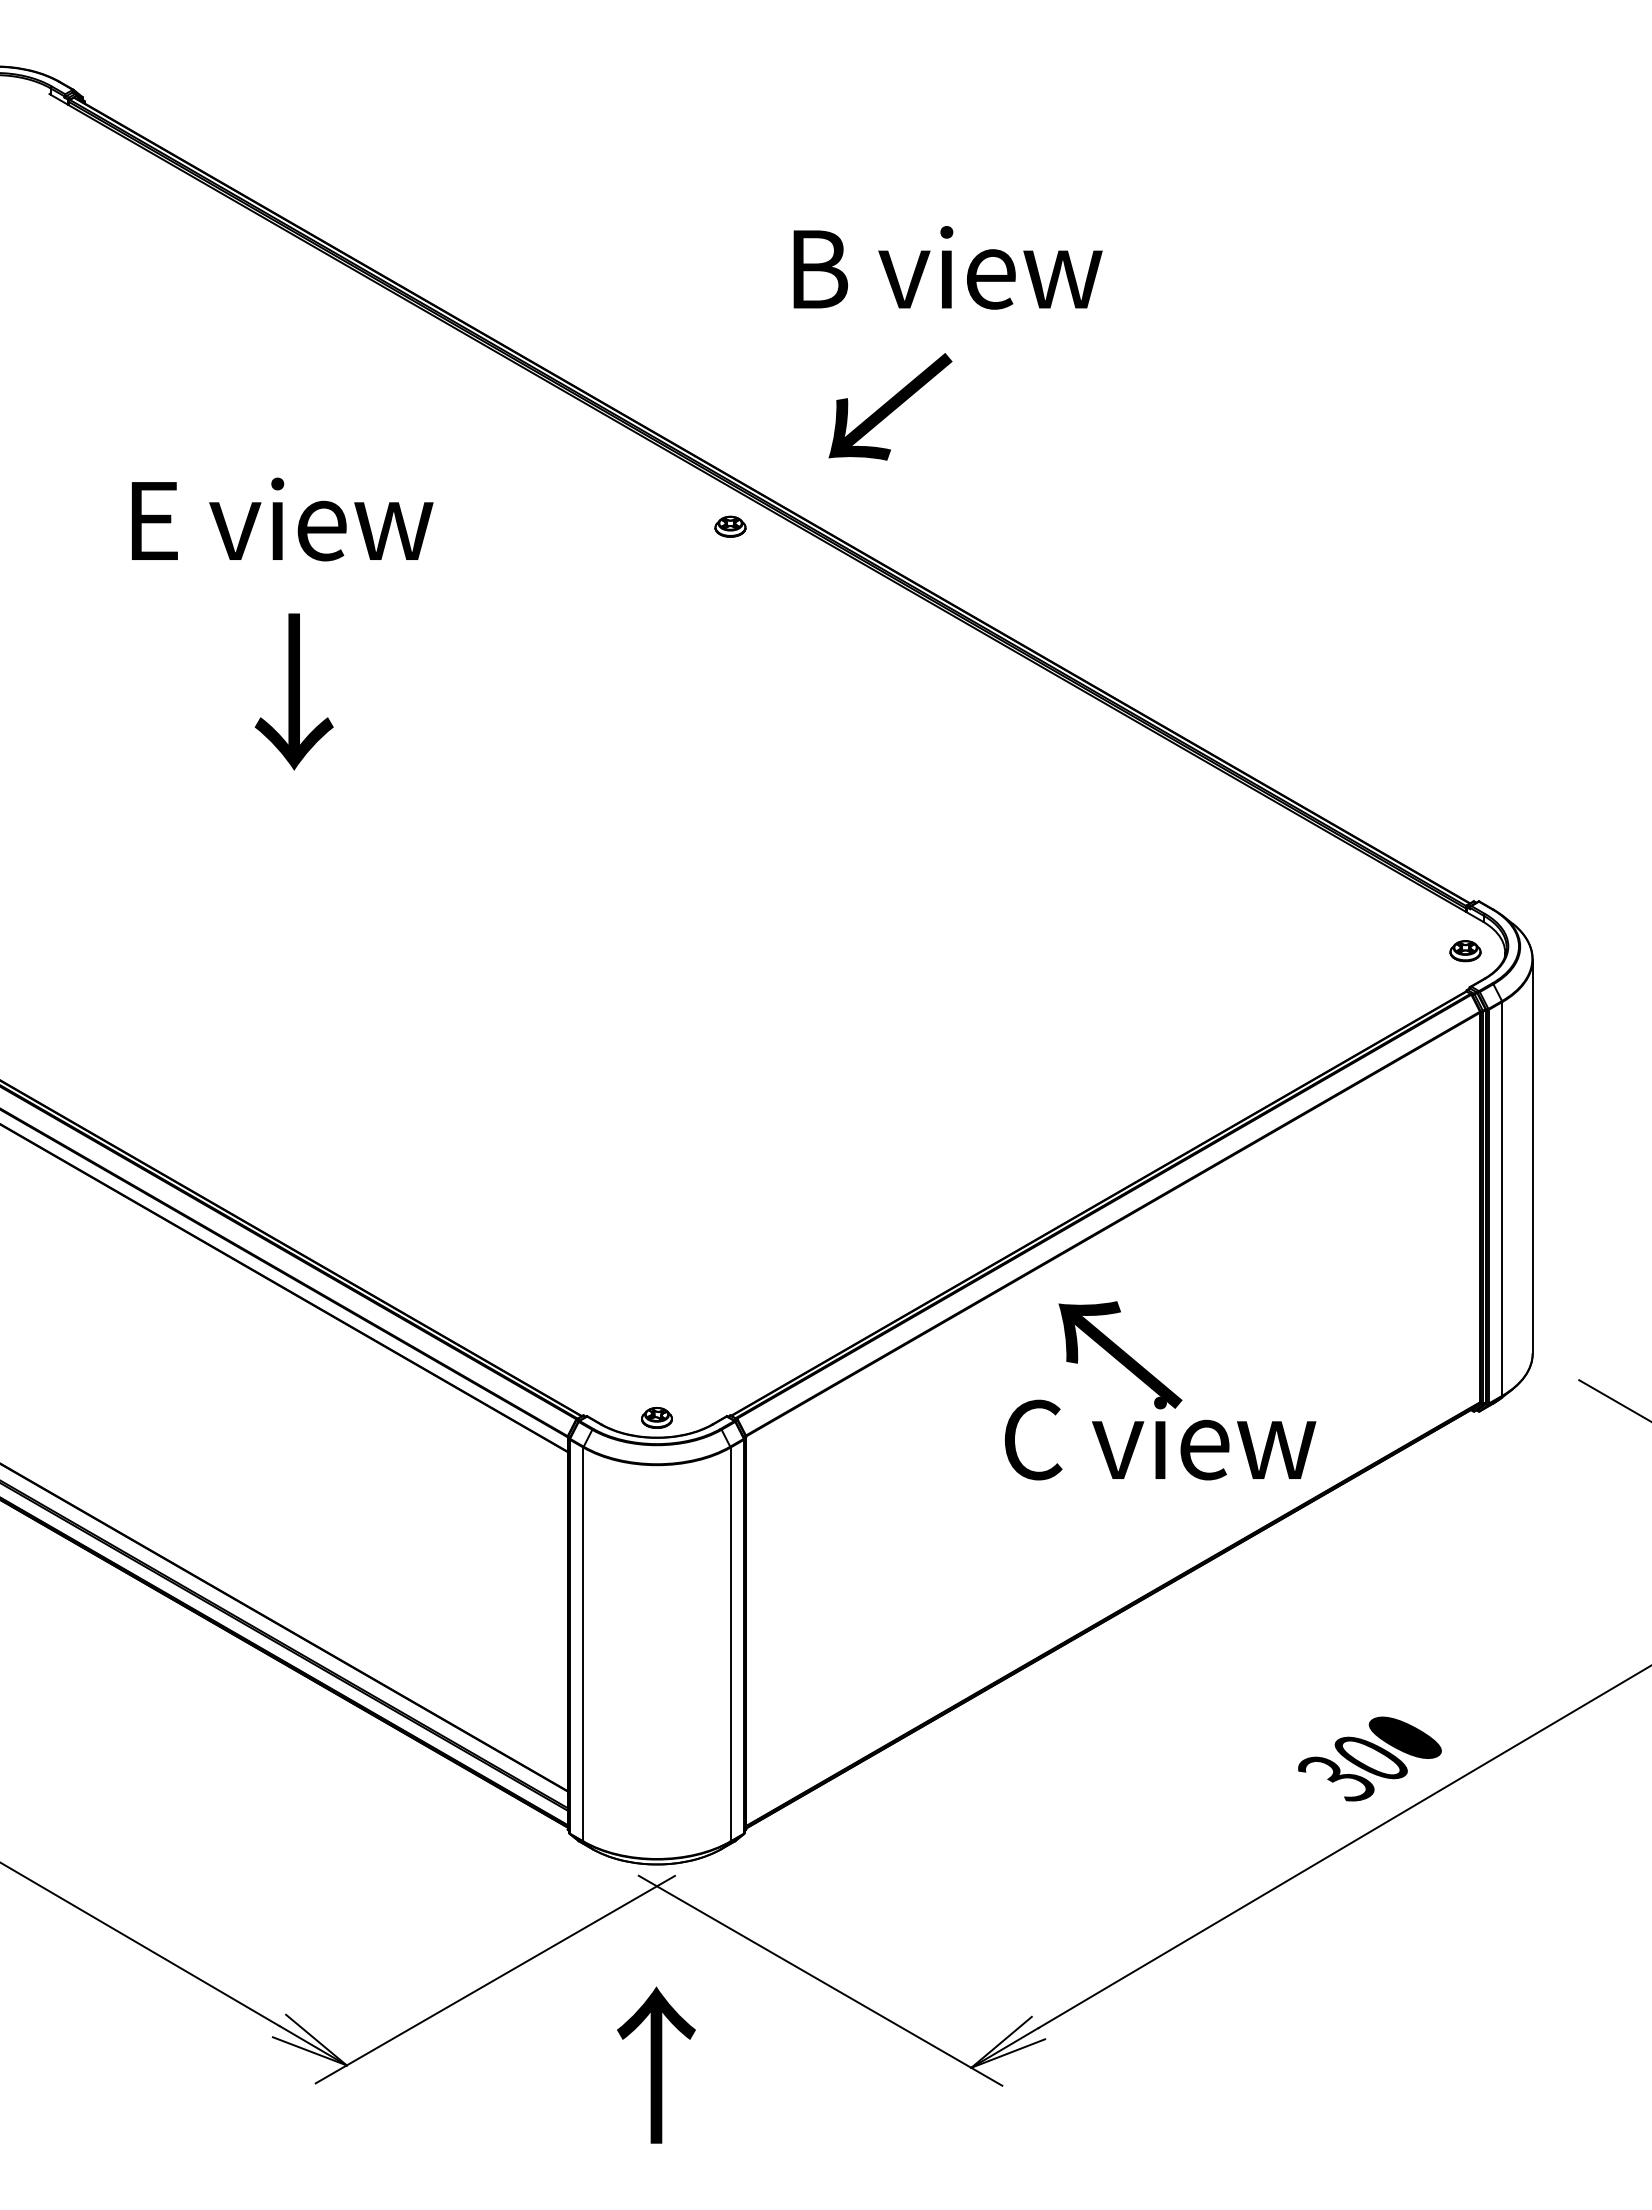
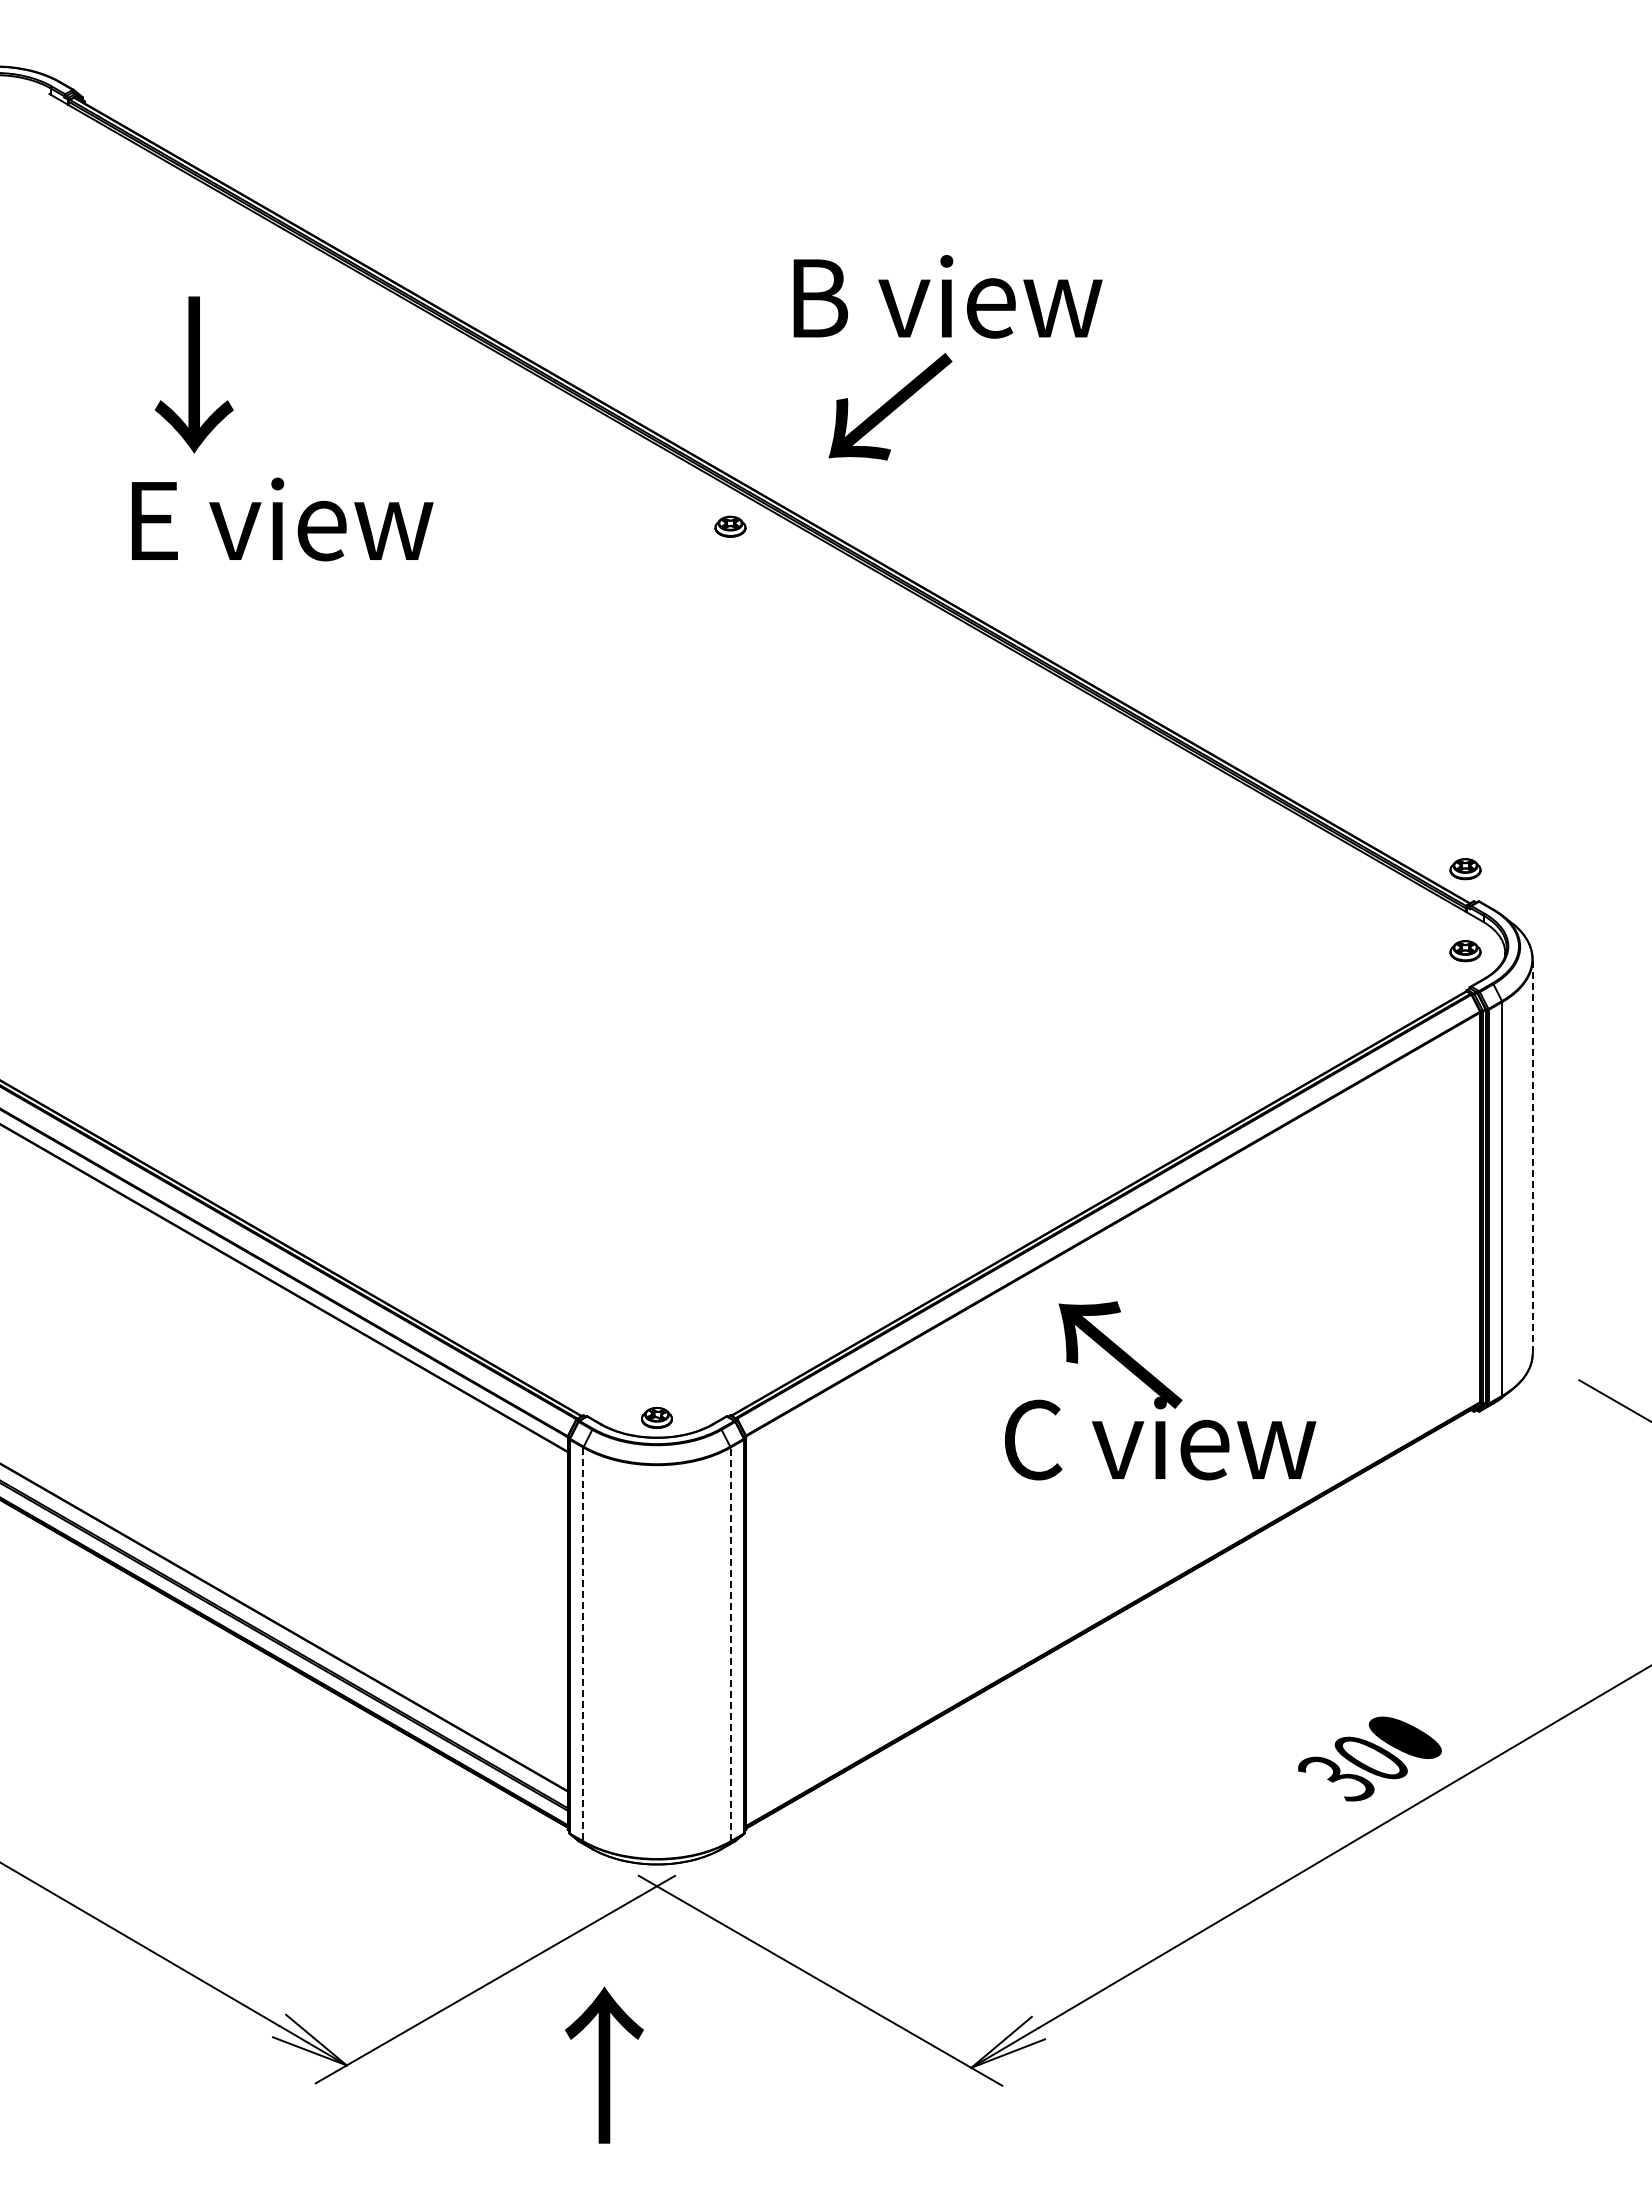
text position: (947, 267) -> (947, 296) (947, 296)
text position: (293, 691) -> (193, 374) (193, 374)
part: none -> present (1465, 869)
line: solid -> dashed (1532, 1156)
line: solid -> dashed (583, 1644)
line: solid -> dashed (730, 1644)
text position: (656, 2064) -> (604, 2064) (604, 2064)
